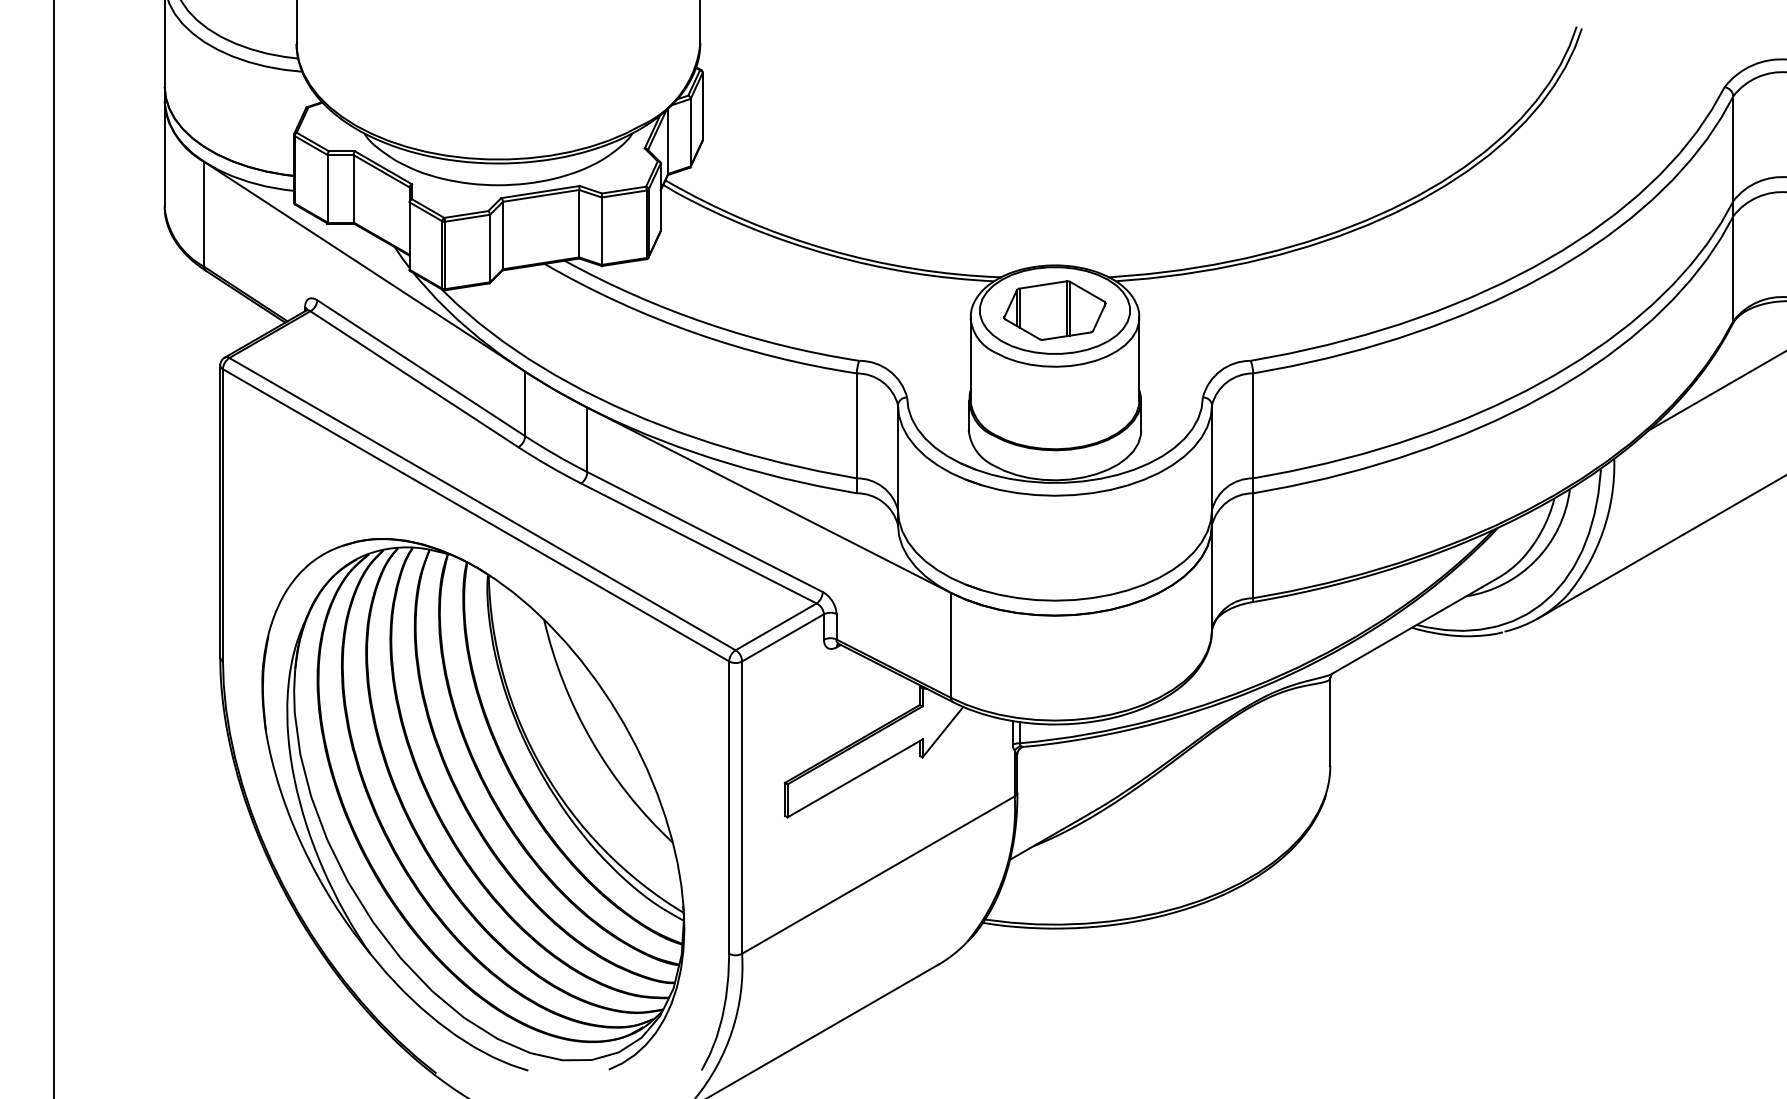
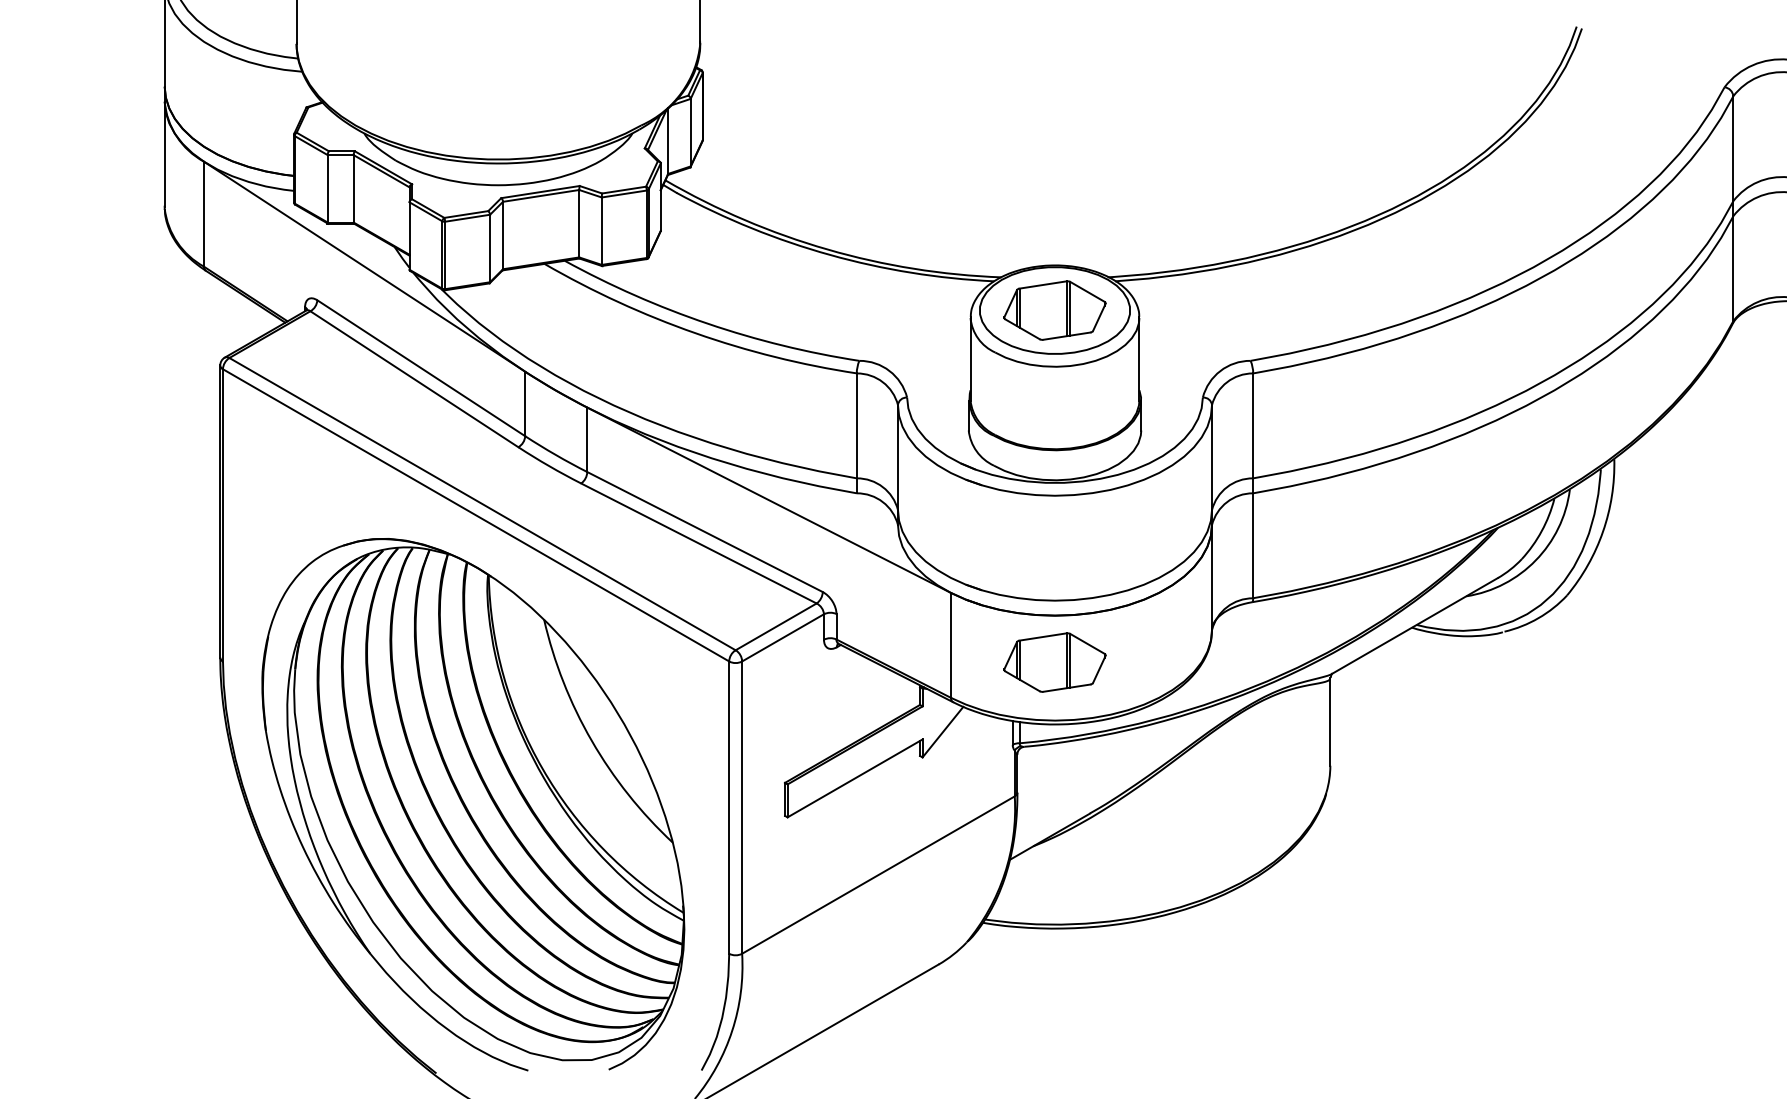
line: present -> none (1715, 391)
line: present -> none (1660, 547)
line: present -> none (53, 548)
part: none -> present (1054, 662)
